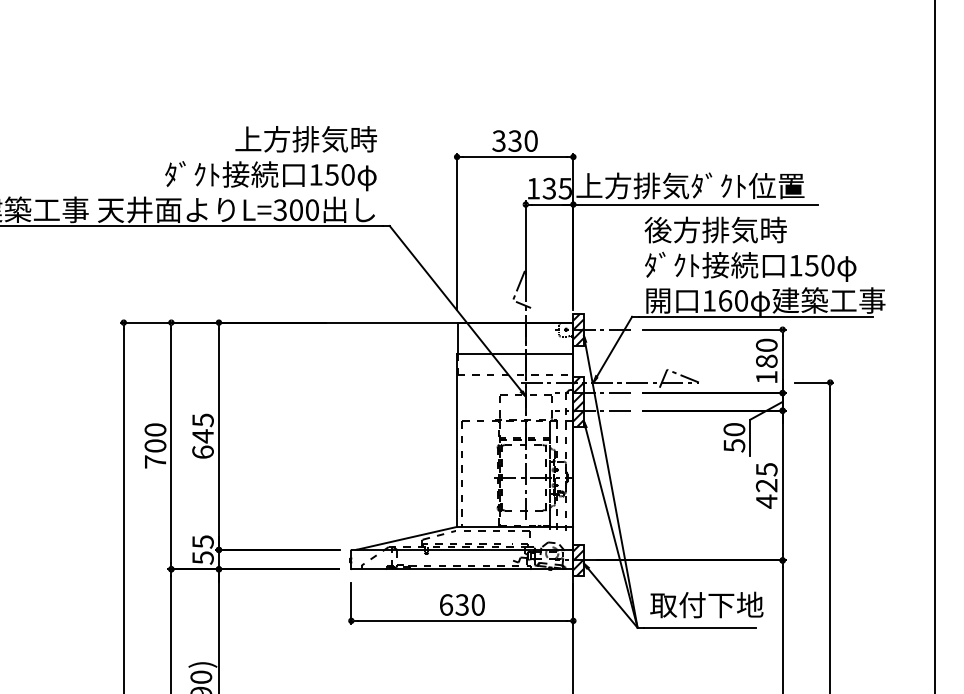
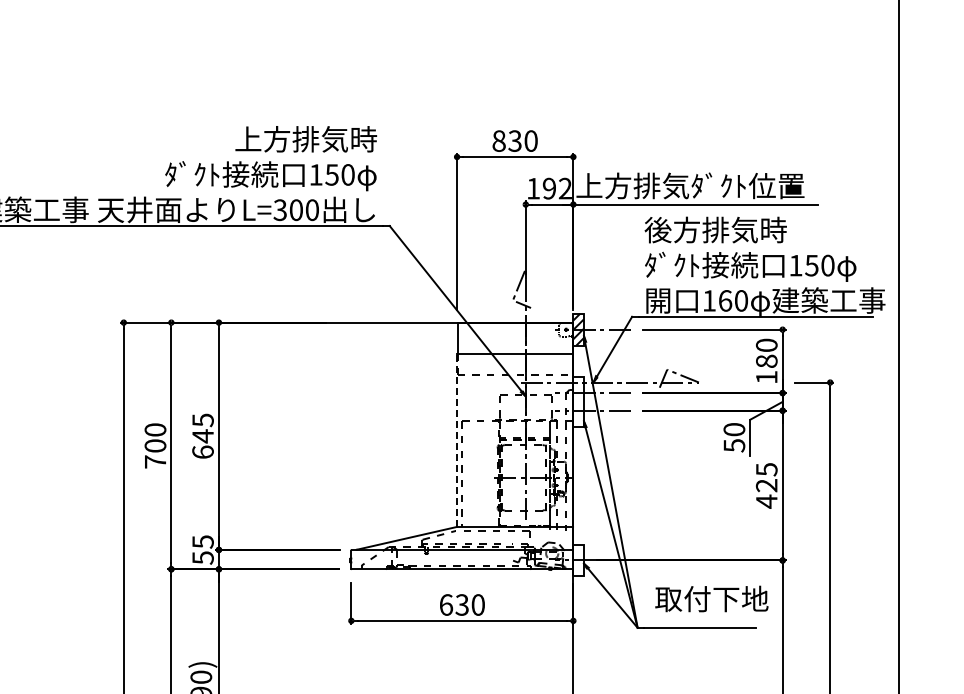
text: 330 -> 830 (498, 140)
text: 135 -> 192 (556, 188)
line position: (935, 346) -> (899, 346) (899, 346)
hatch: present -> none (578, 401)
line: solid -> dashed (457, 440)
hatch: present -> none (578, 560)
text position: (706, 604) -> (711, 598) (711, 598)
